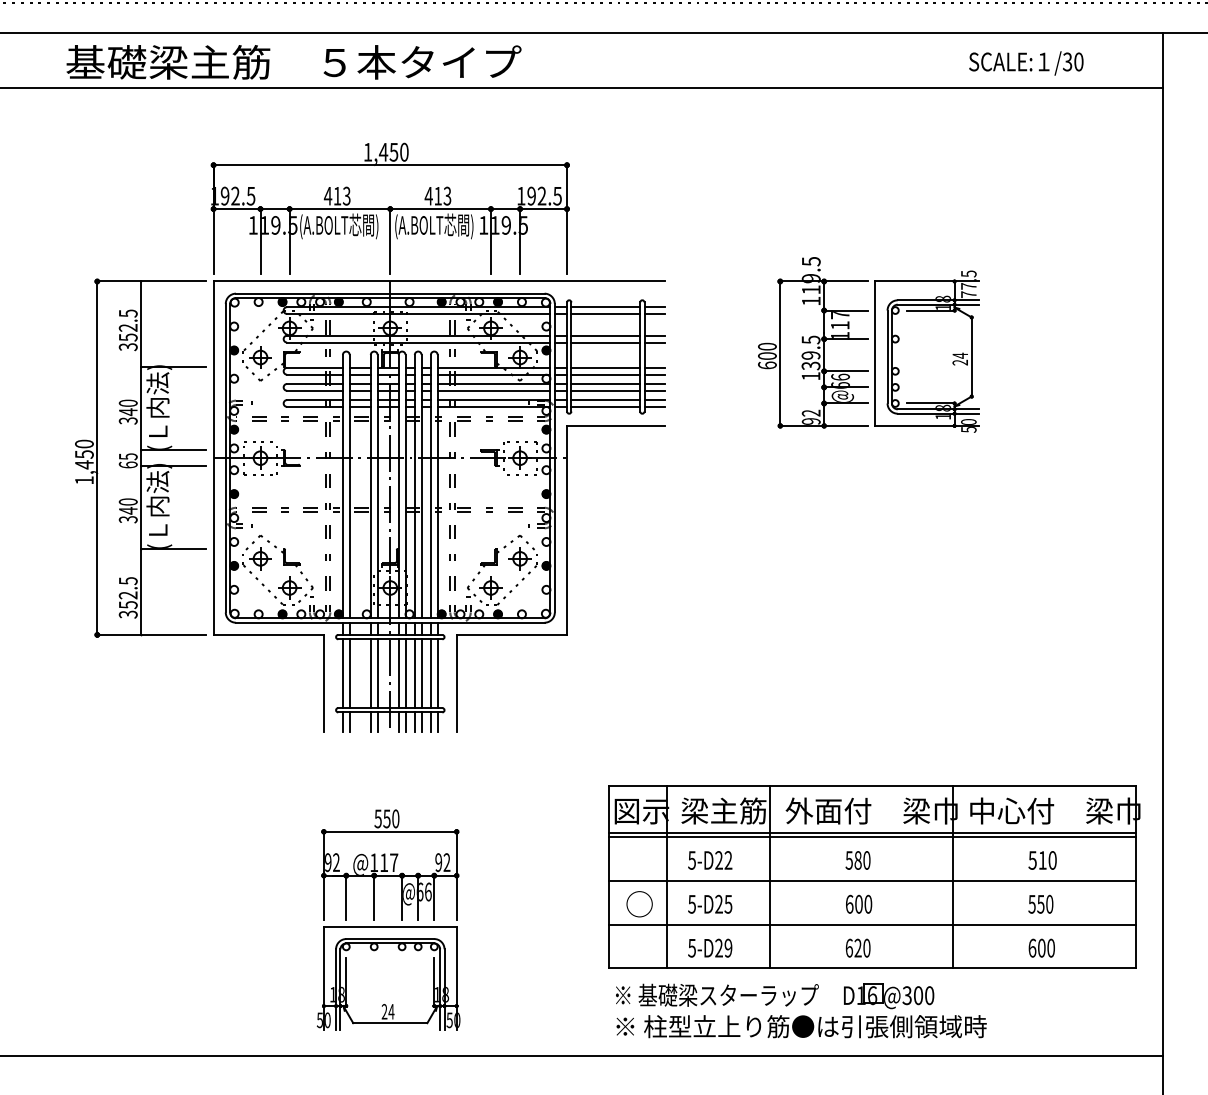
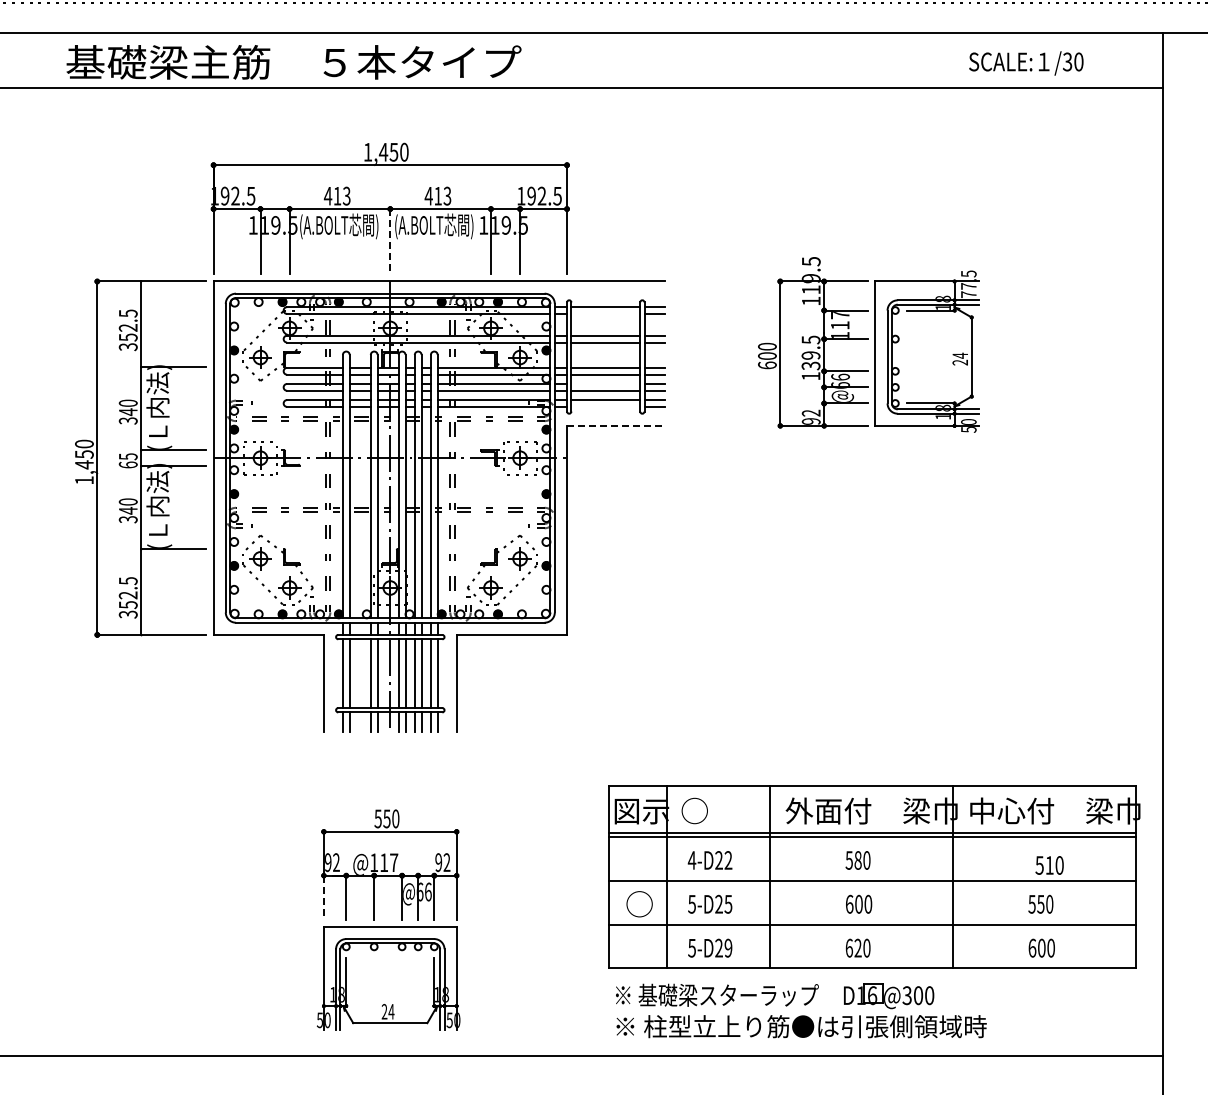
line: solid -> dashed (390, 241)
line: present -> none (605, 313)
line: present -> none (605, 383)
line: present -> none (605, 406)
line: solid -> dashed (615, 425)
text: 梁主筋 -> ○ (723, 810)
text: 5-D22 -> 4-D22 (691, 860)
text position: (1042, 860) -> (1049, 865) (1049, 865)
line: solid -> dashed (323, 897)
